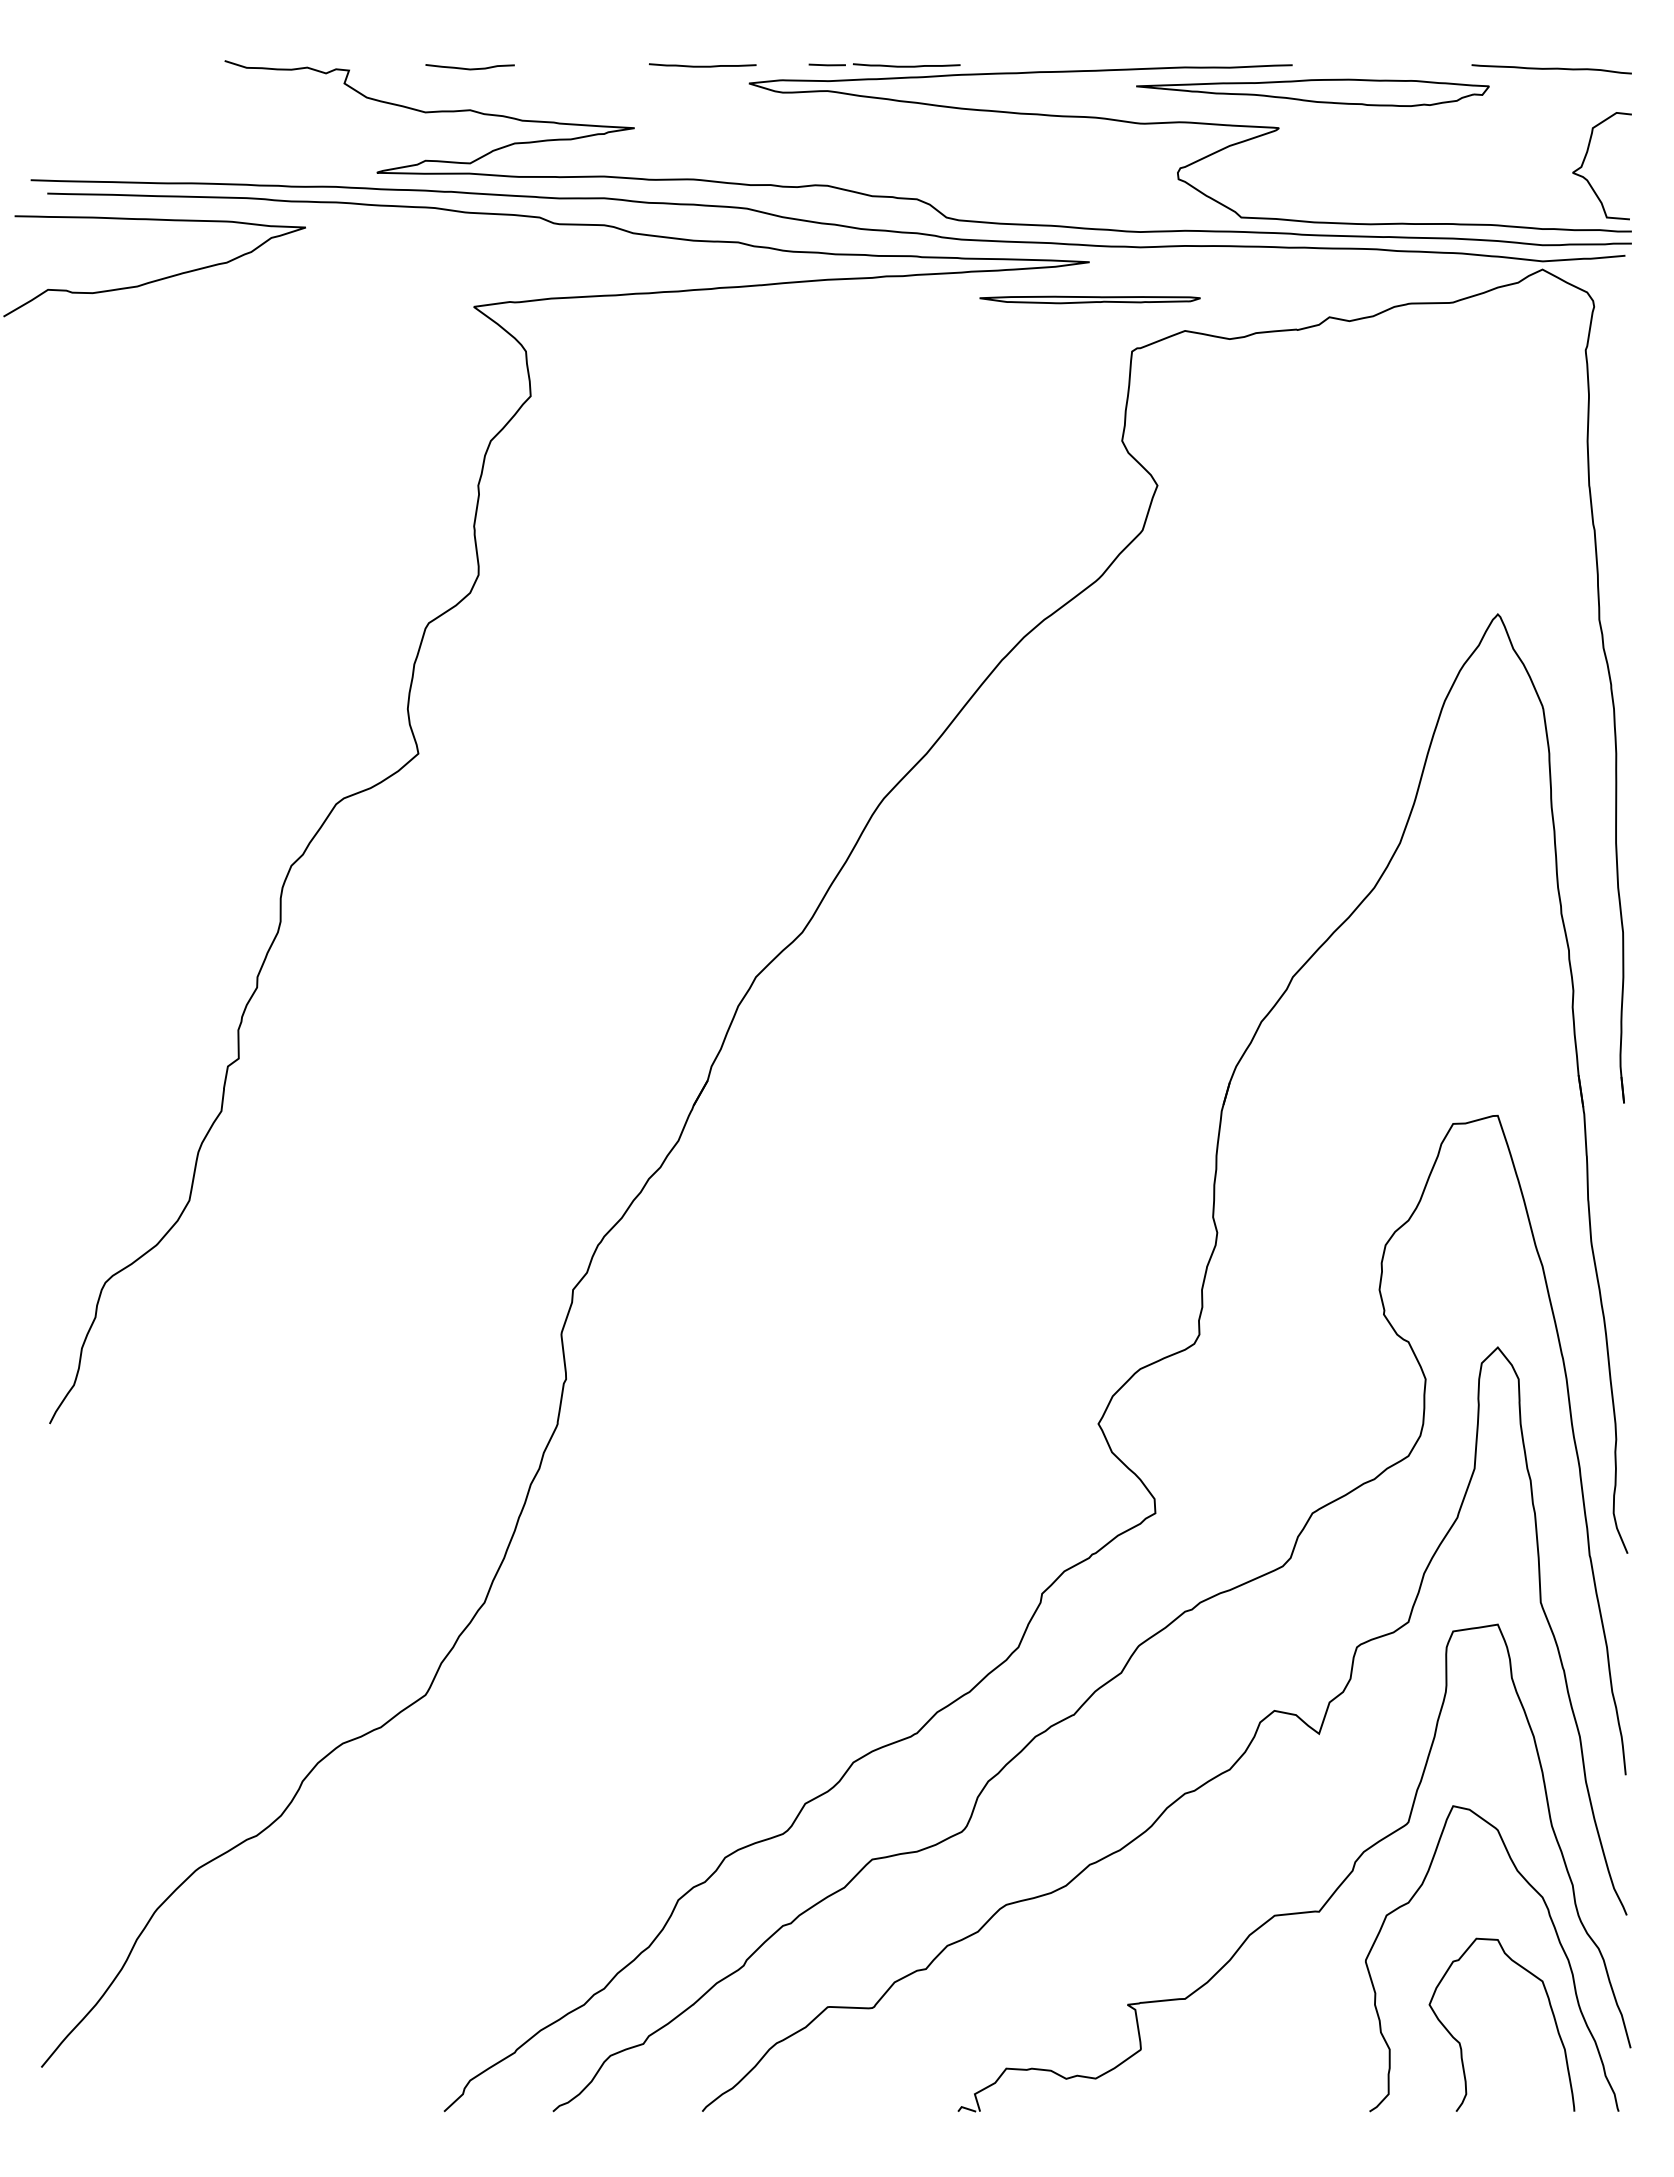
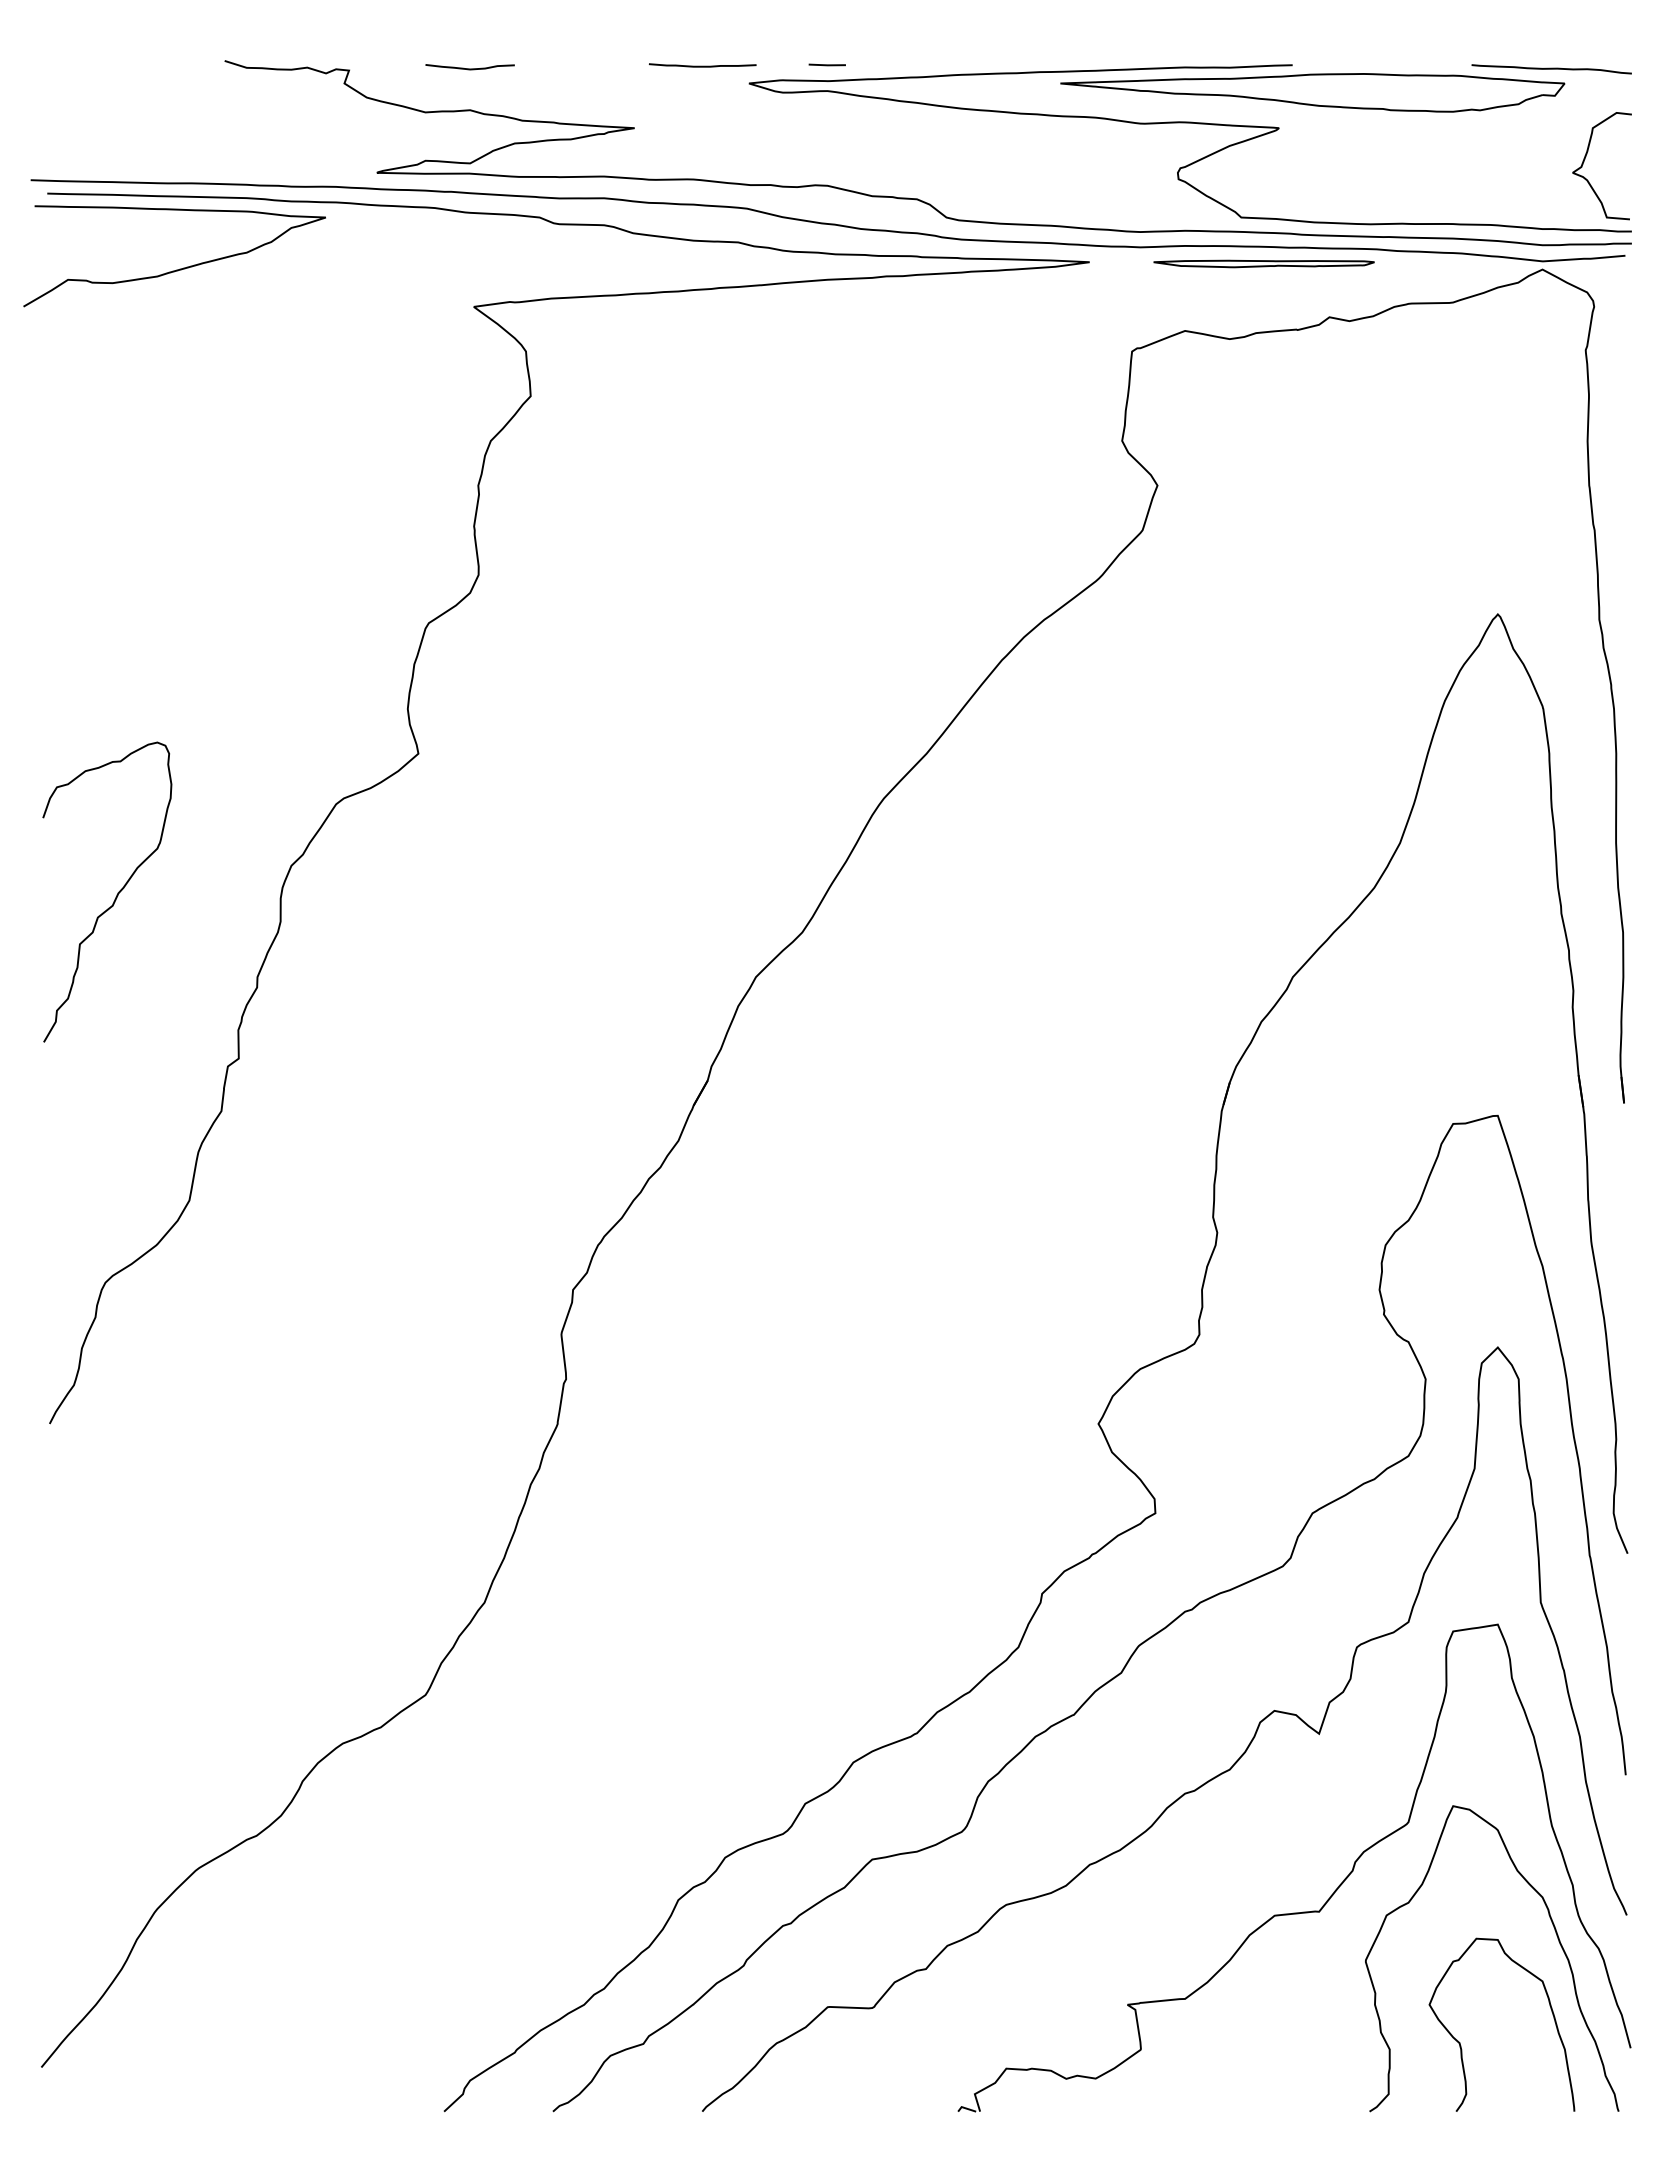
curve: present -> none (906, 65)
part size: 354x29 px -> 506x40 px (1312, 92)
curve position: (159, 278) -> (179, 268) (179, 268)
part position: (1089, 299) -> (1263, 263) (1263, 263)
curve: none -> present (116, 894)
